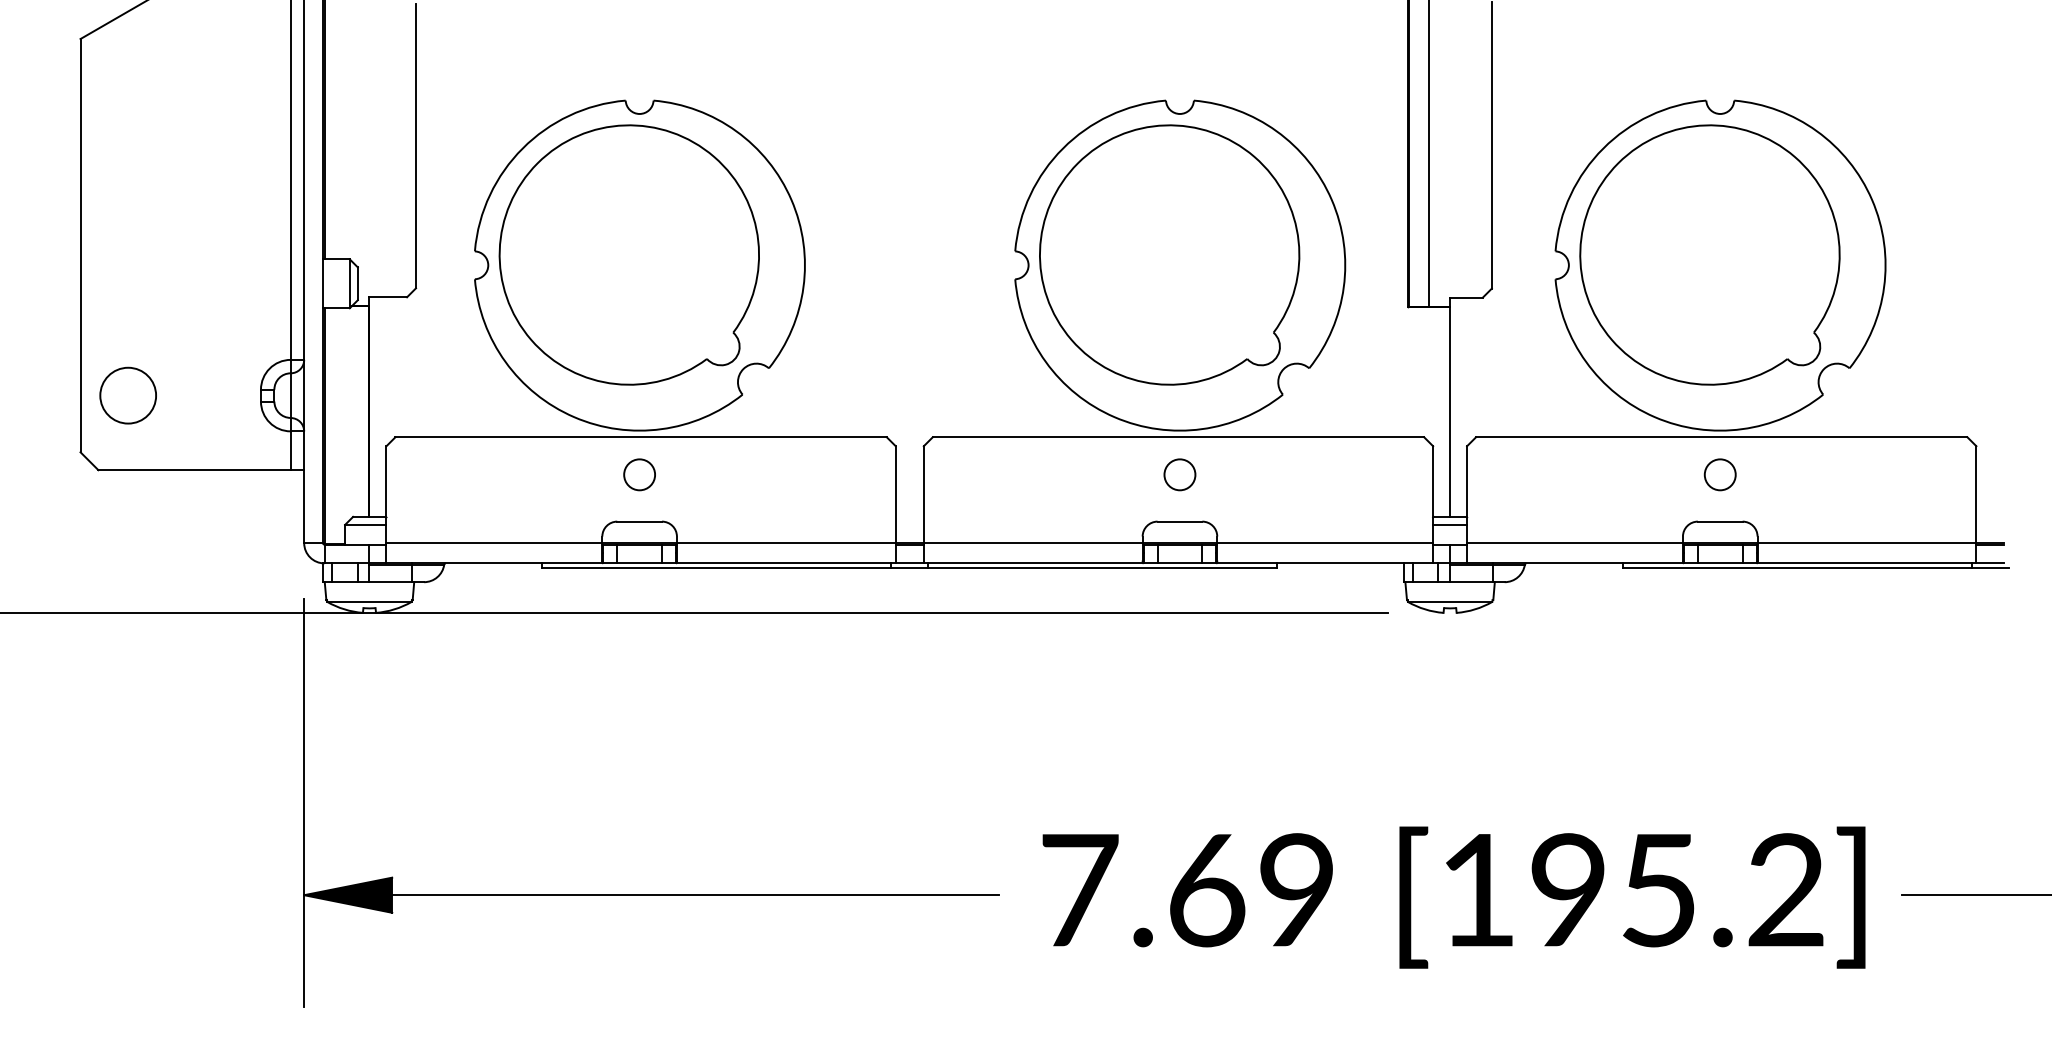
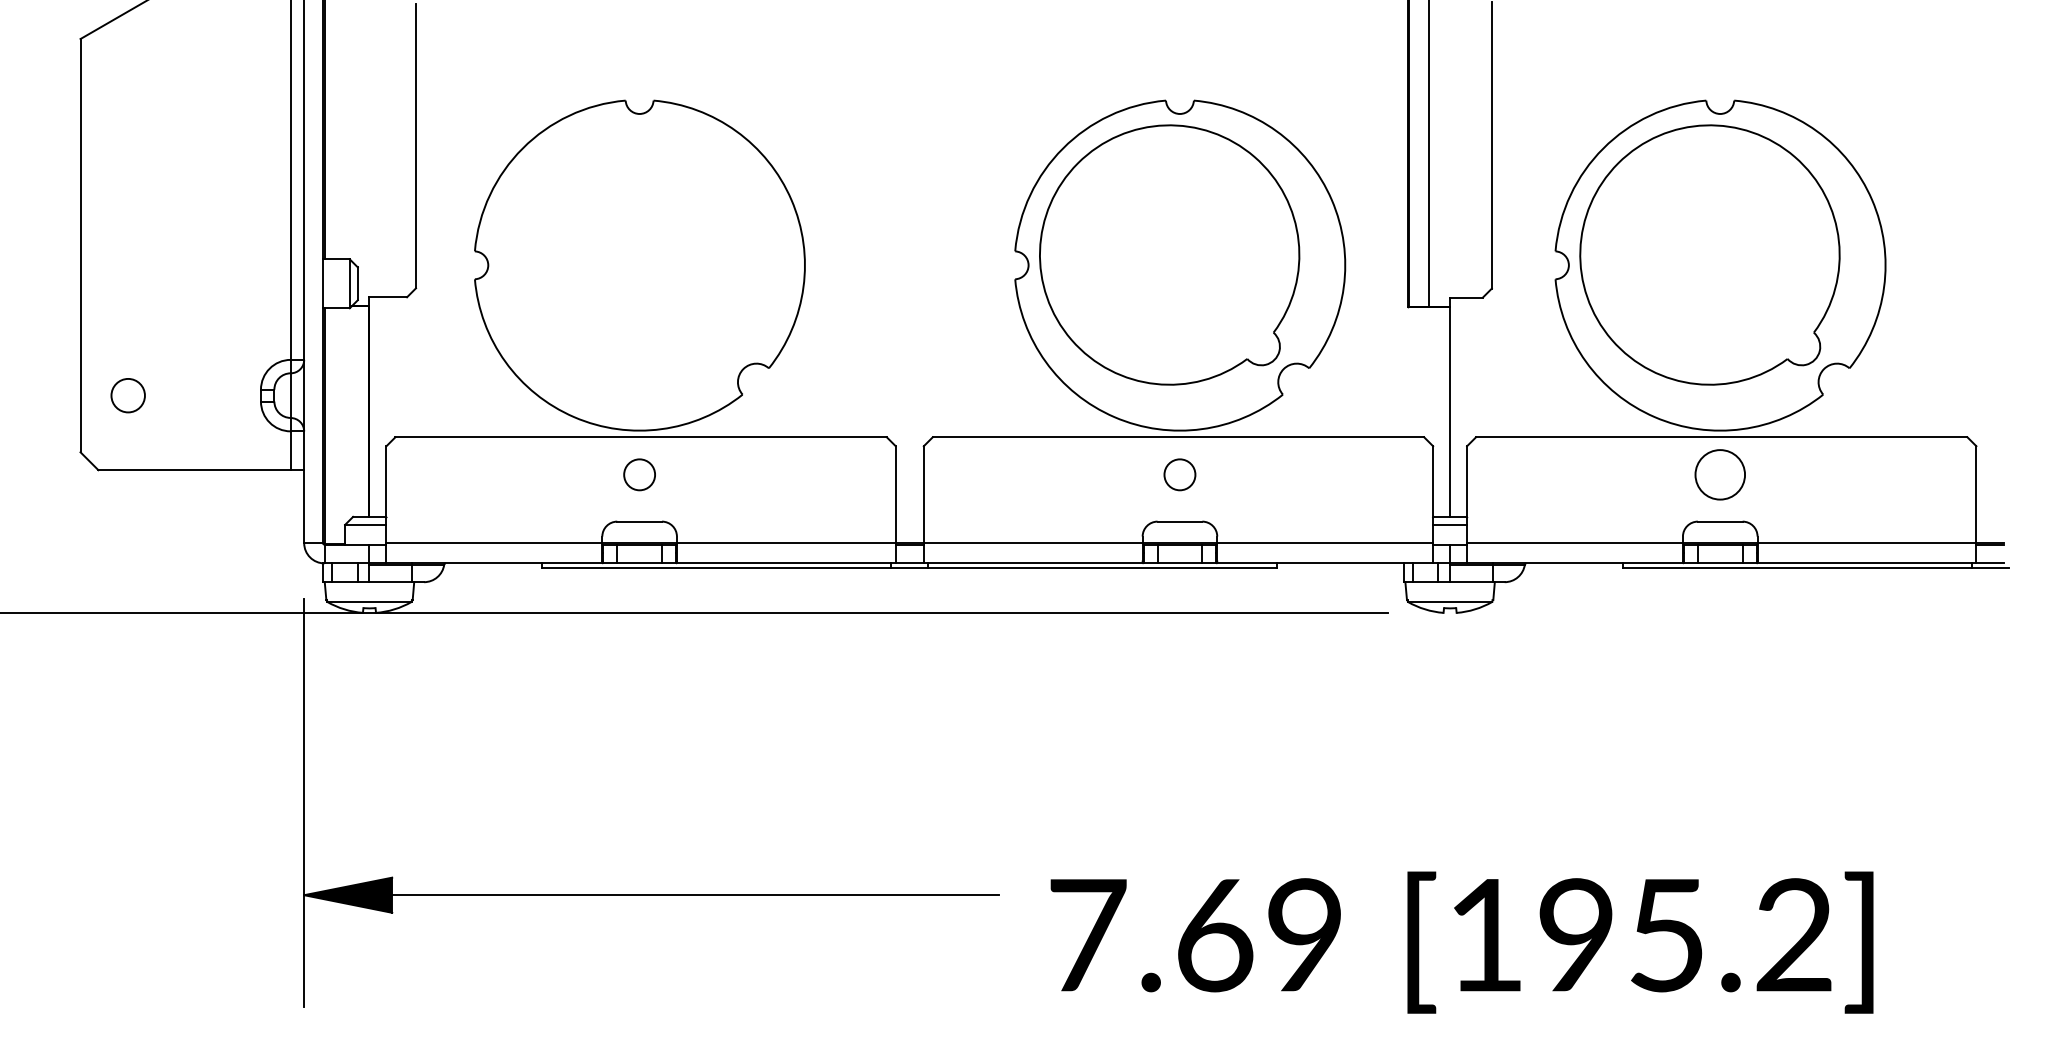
part: present -> none (628, 254)
circle diameter: 56 px -> 33 px (127, 395)
circle diameter: 31 px -> 50 px (1720, 474)
line: present -> none (1974, 895)
text position: (1453, 897) -> (1461, 942) (1461, 942)
